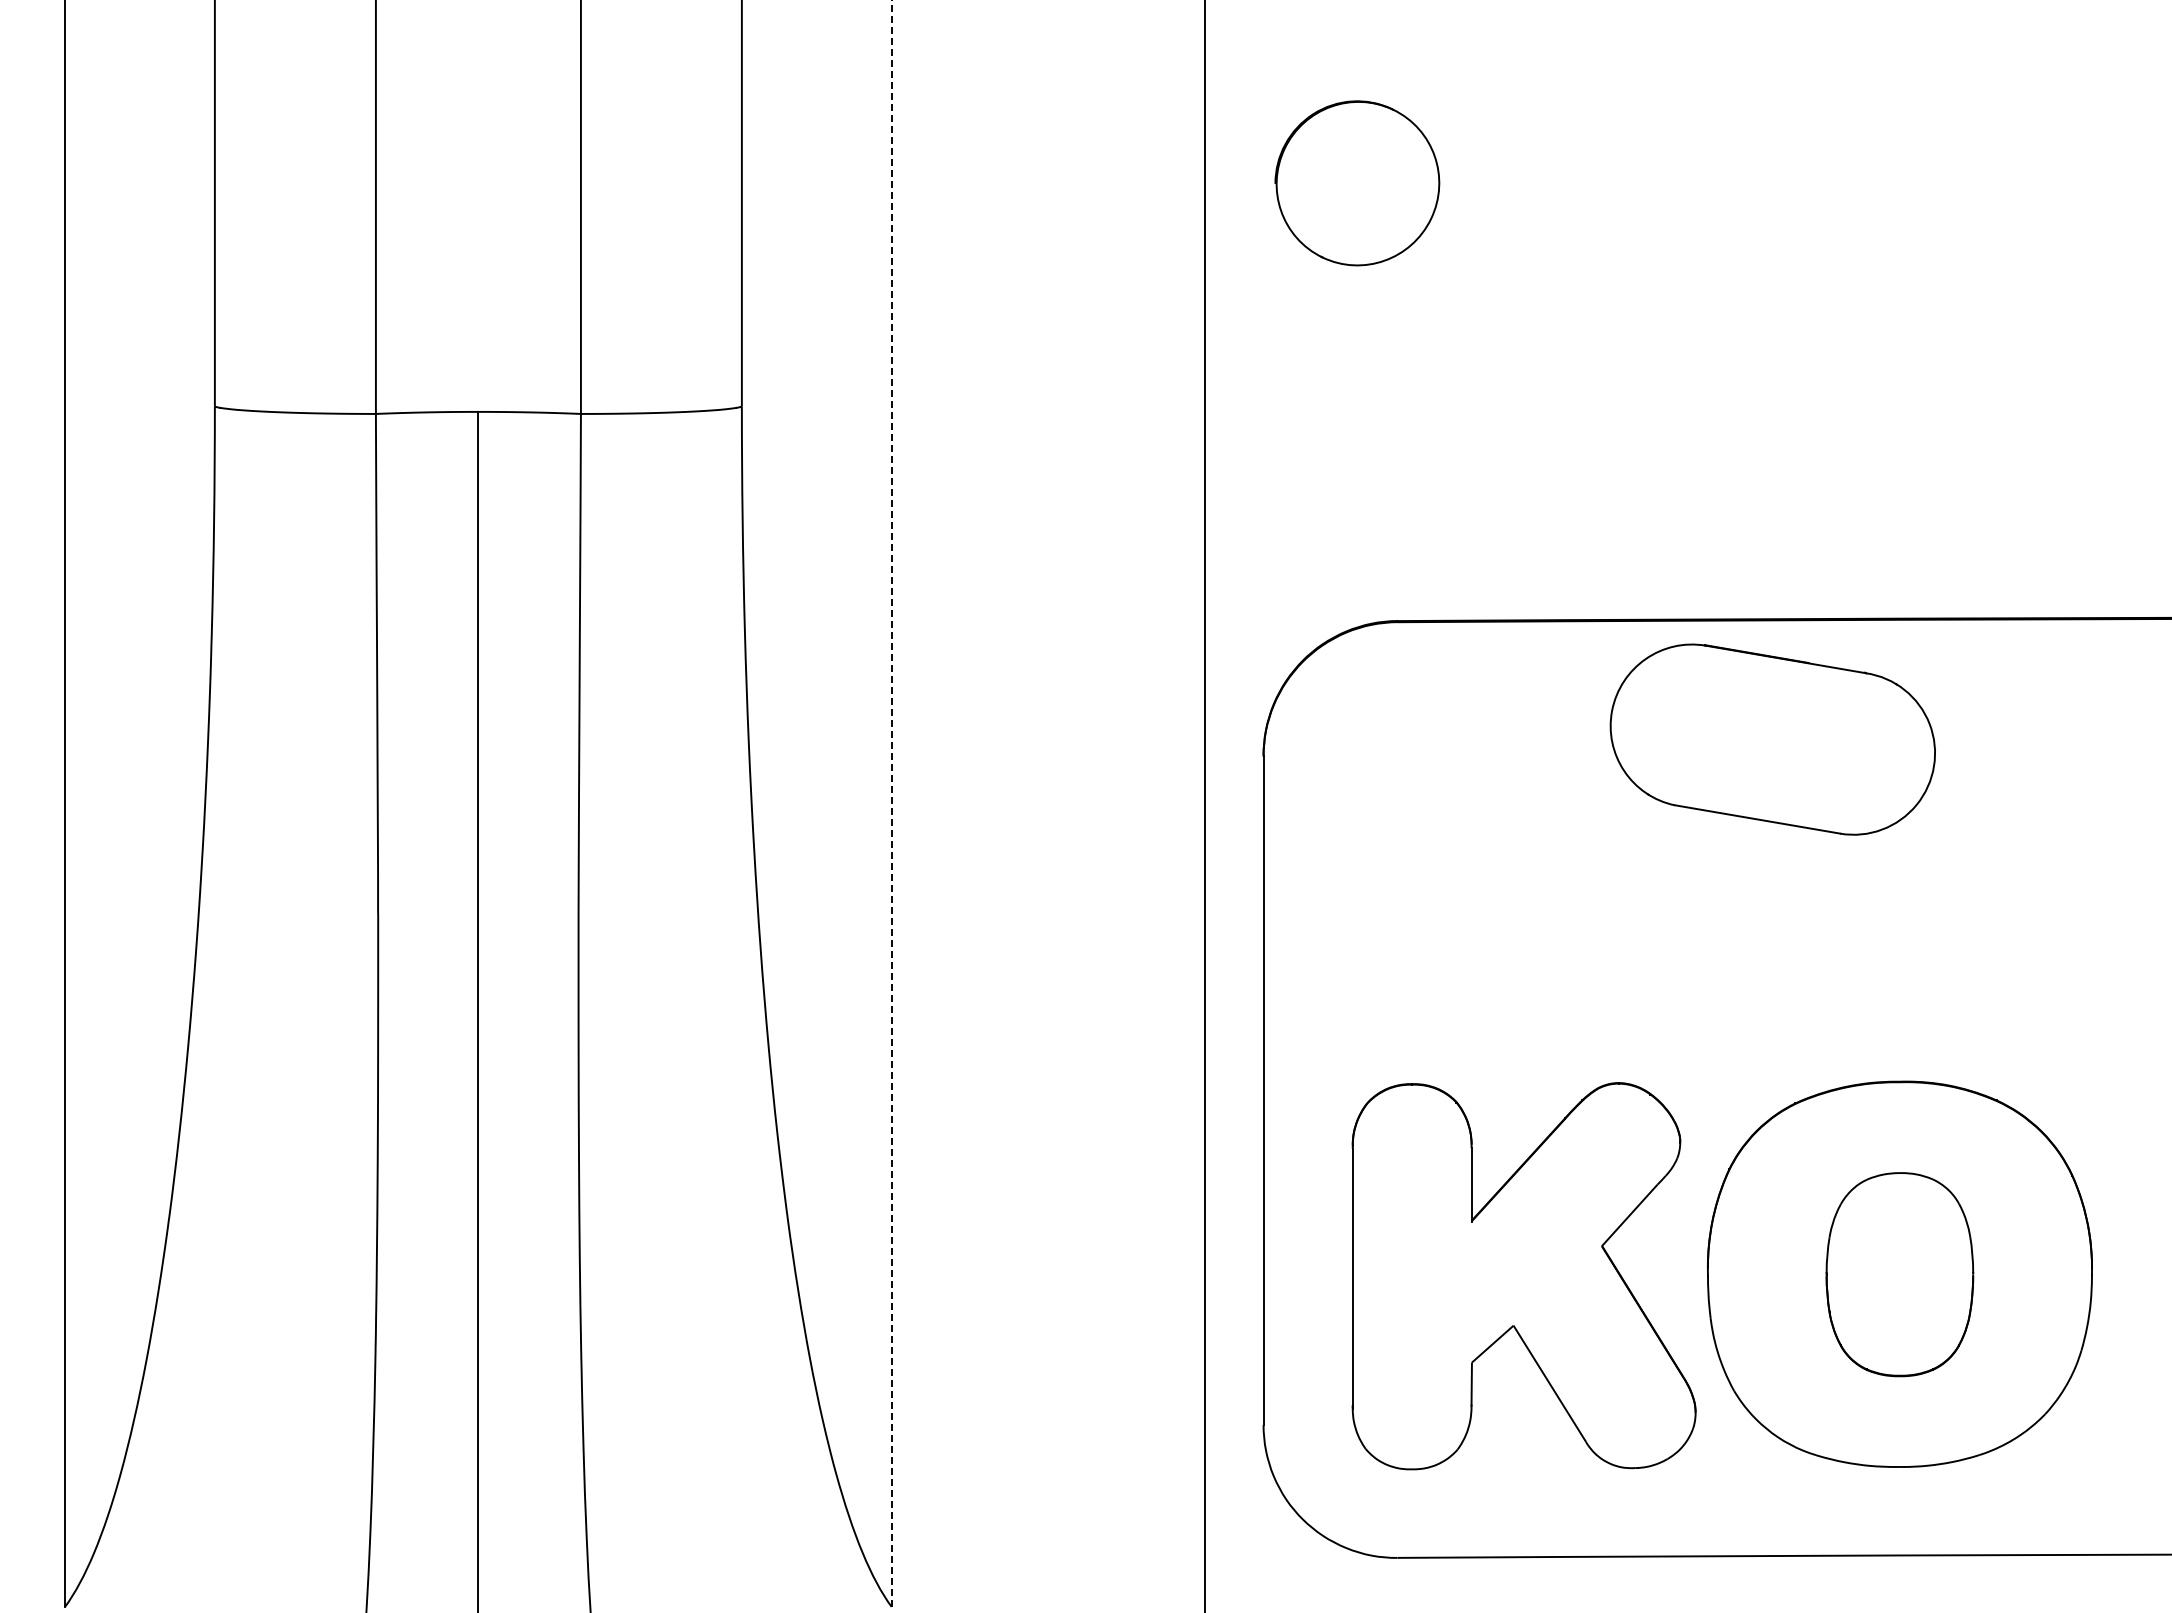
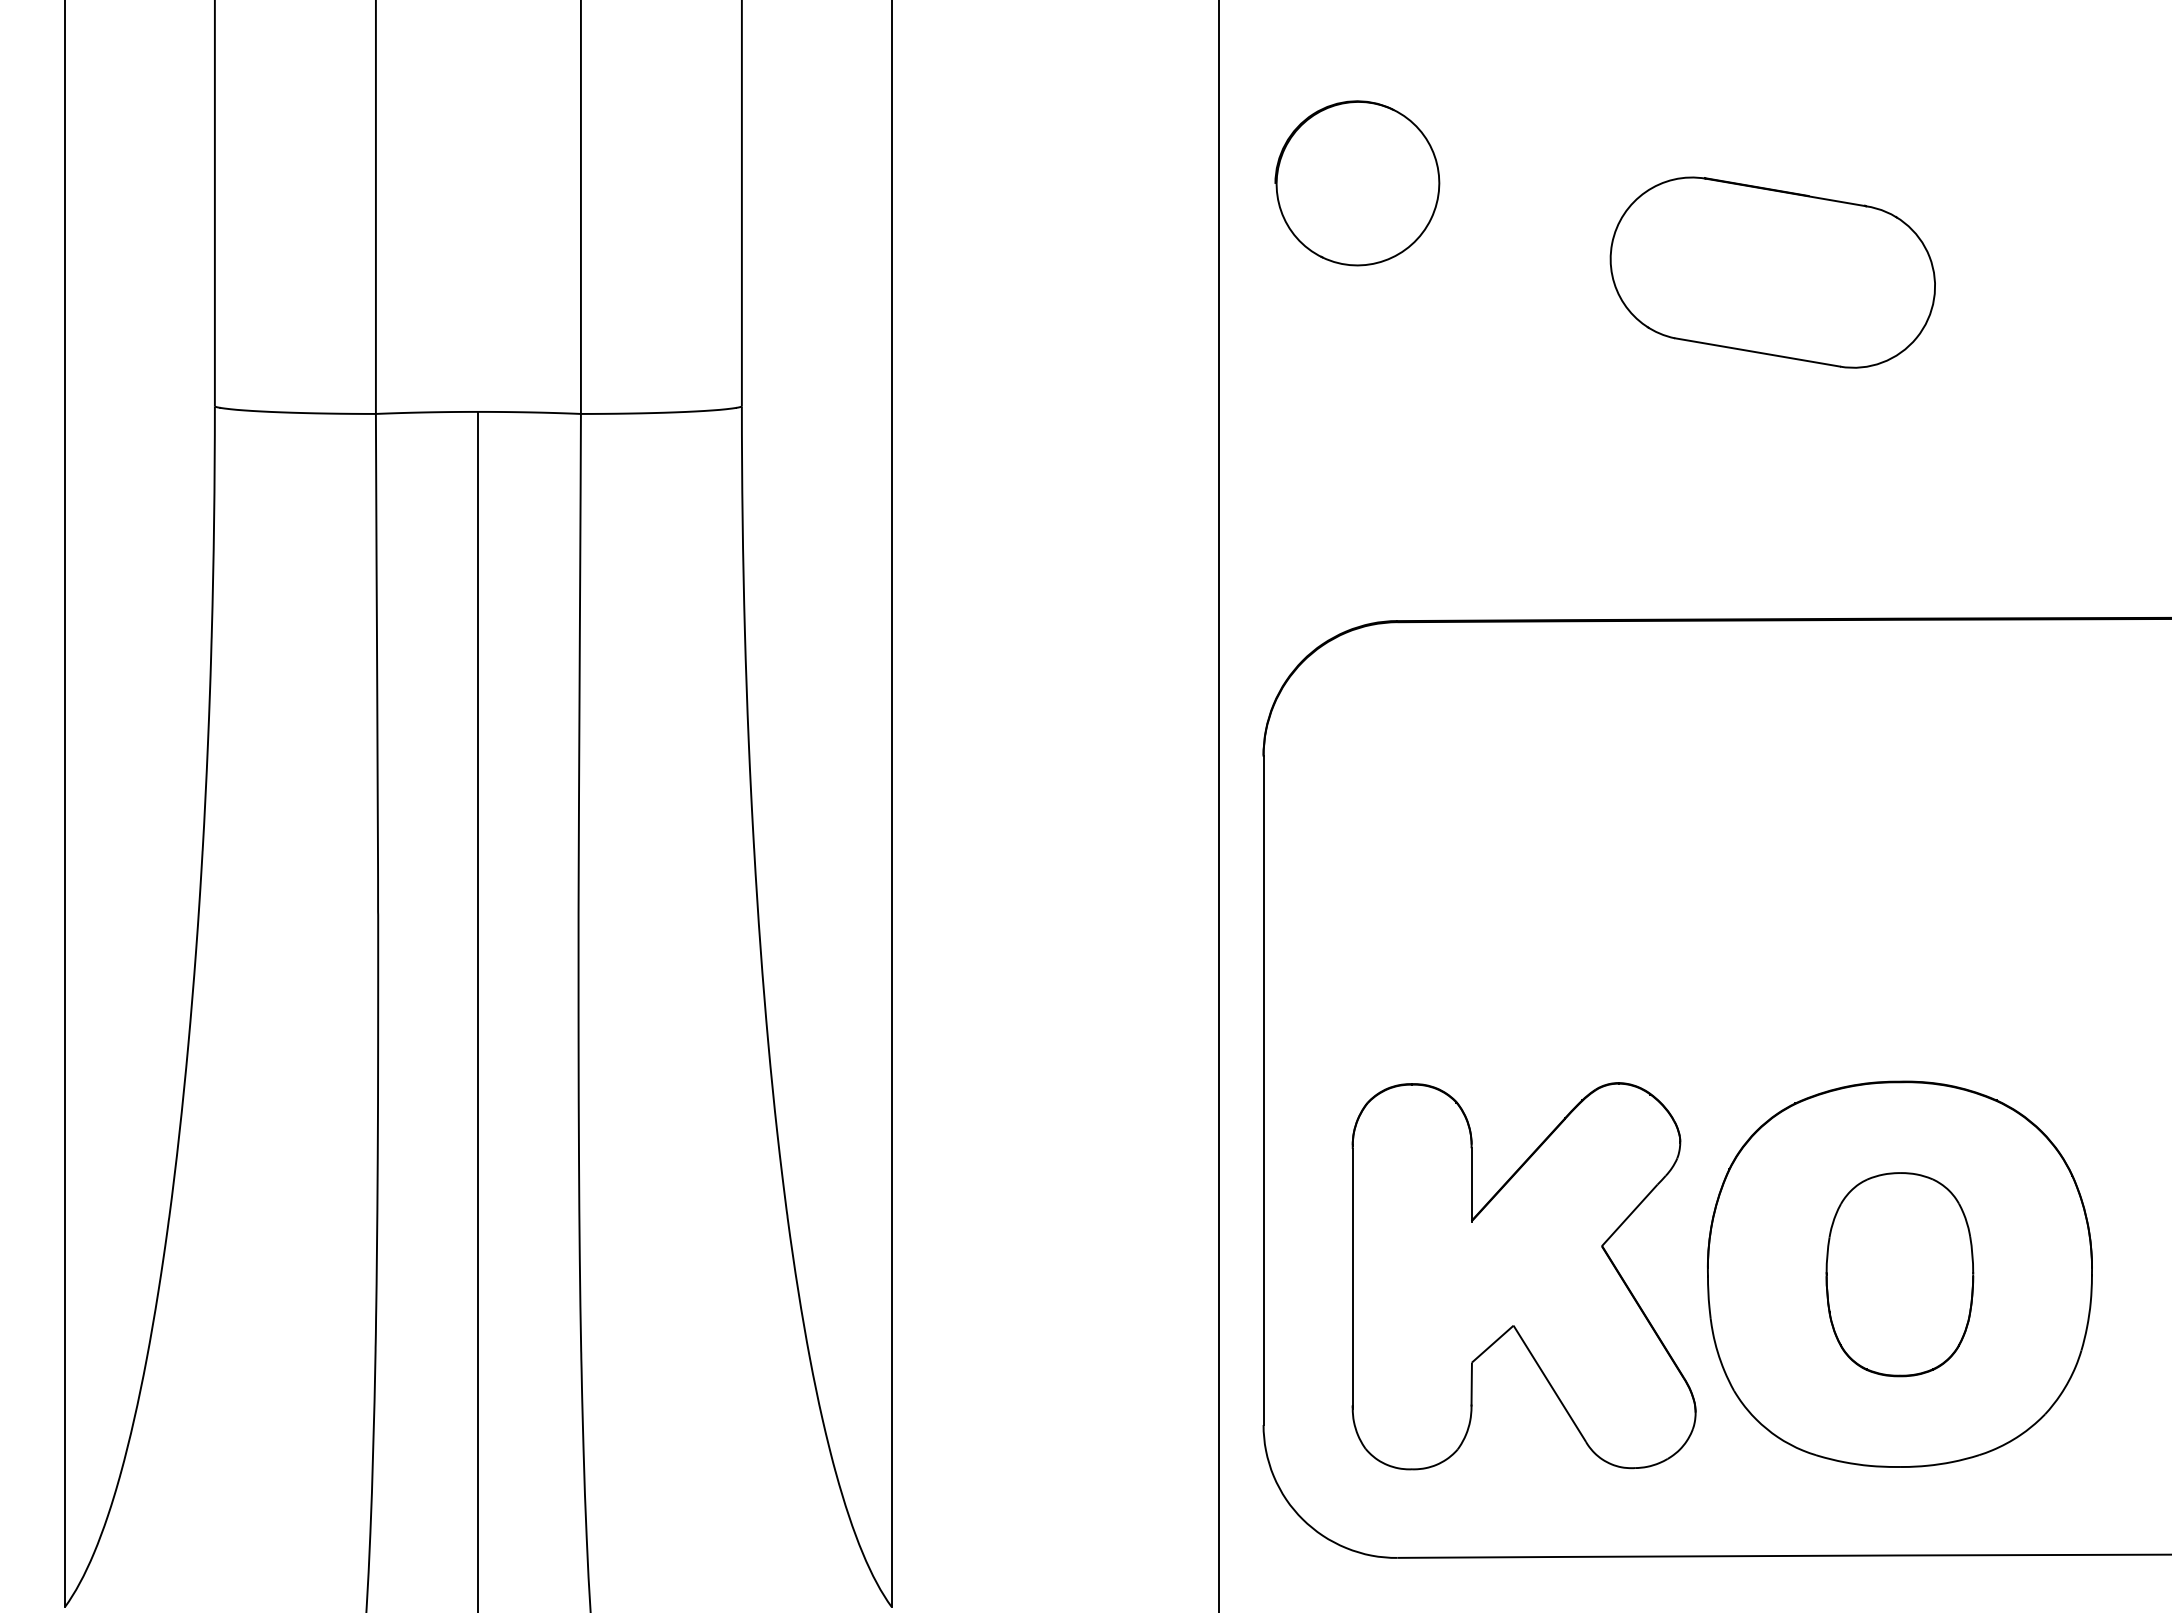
part position: (1772, 739) -> (1772, 272) (1772, 272)
line: dashed -> solid (891, 803)
line position: (1205, 805) -> (1219, 805) (1219, 805)
